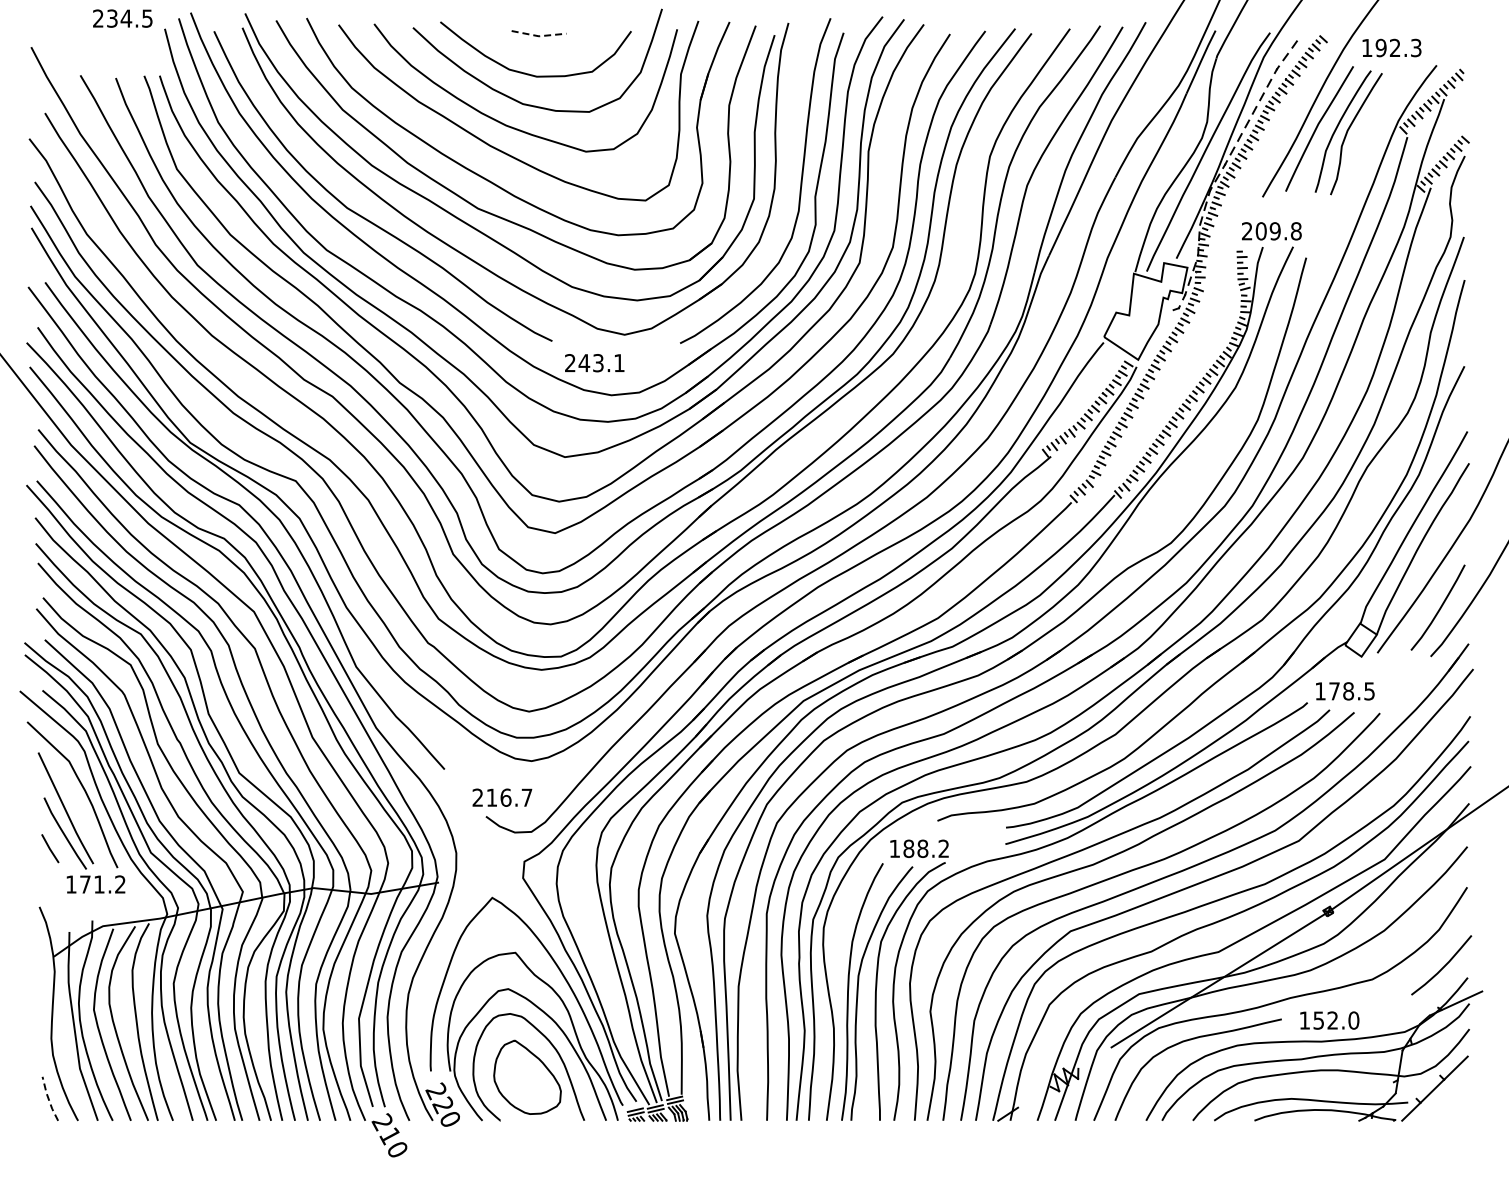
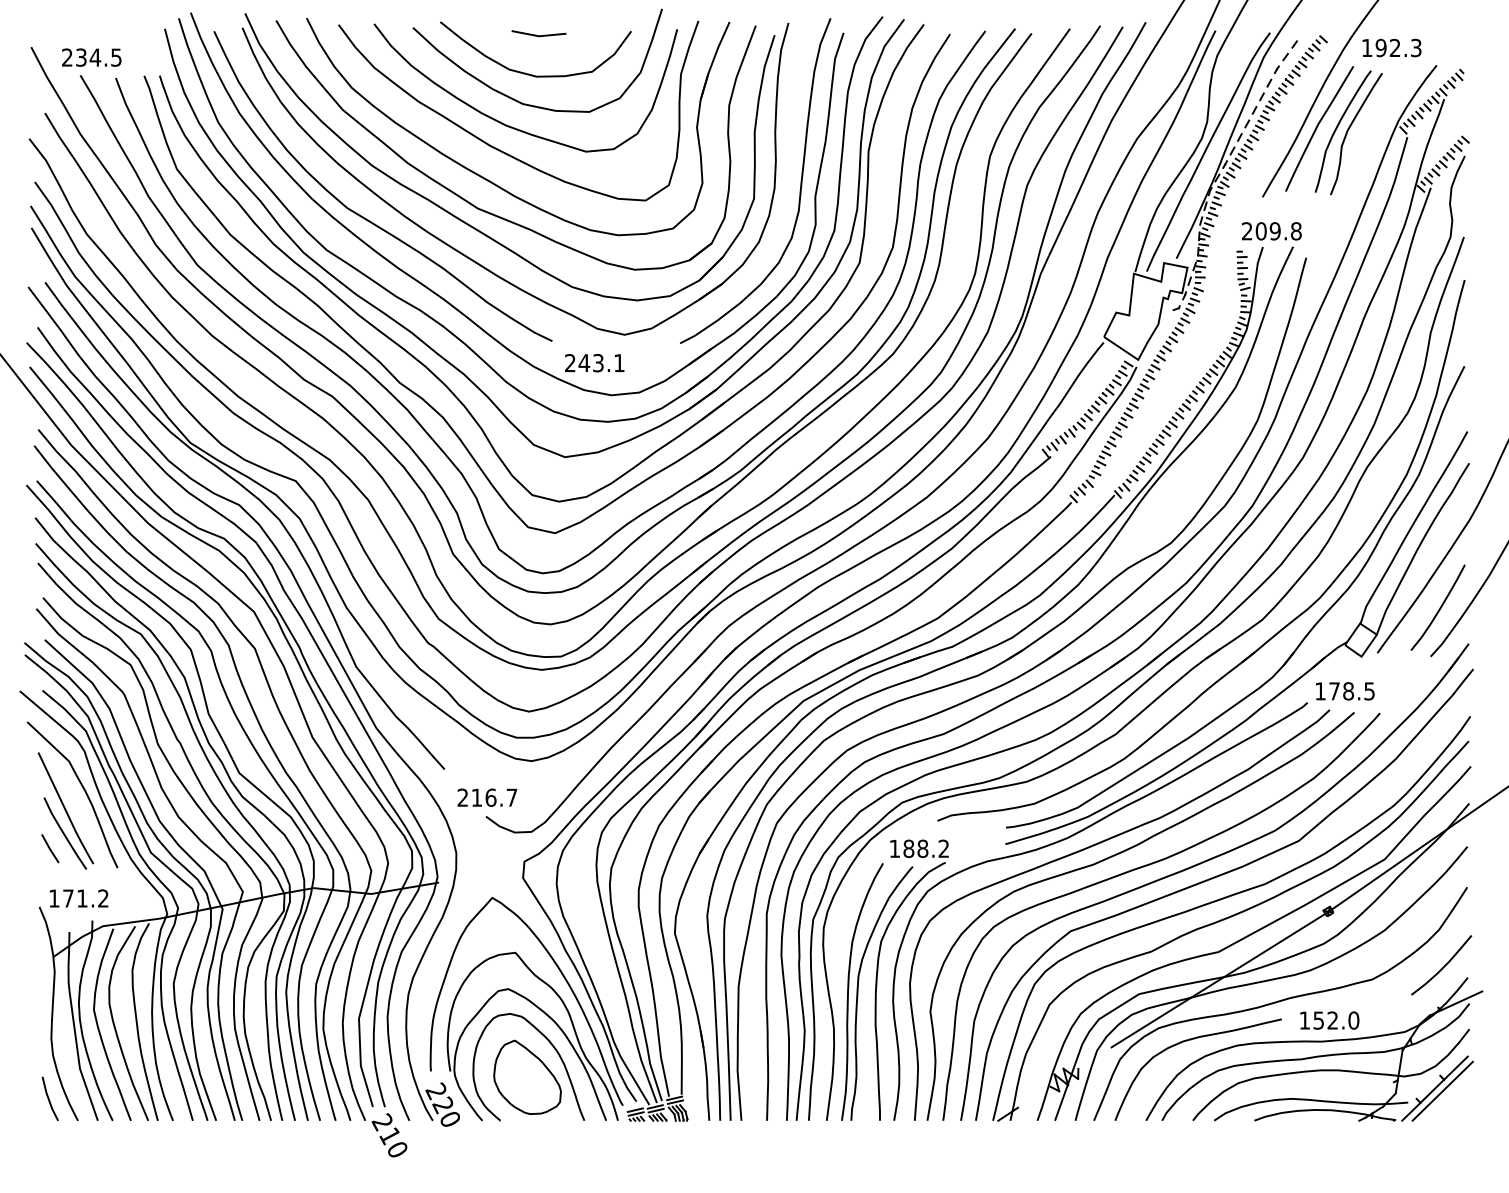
text position: (122, 18) -> (91, 57) (91, 57)
line: dashed -> solid (539, 36)
text position: (502, 797) -> (487, 797) (487, 797)
text position: (95, 884) -> (78, 898) (78, 898)
line: none -> present (1442, 1090)
line: dashed -> solid (48, 1099)
